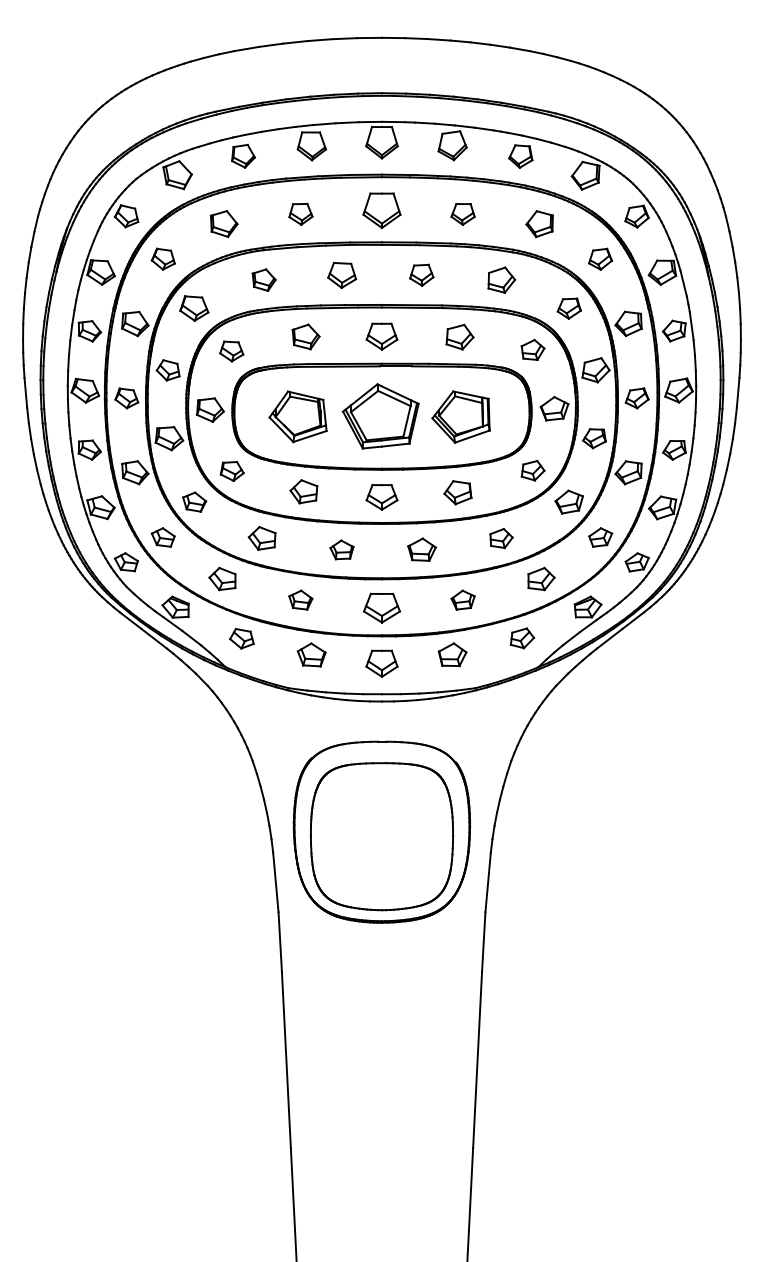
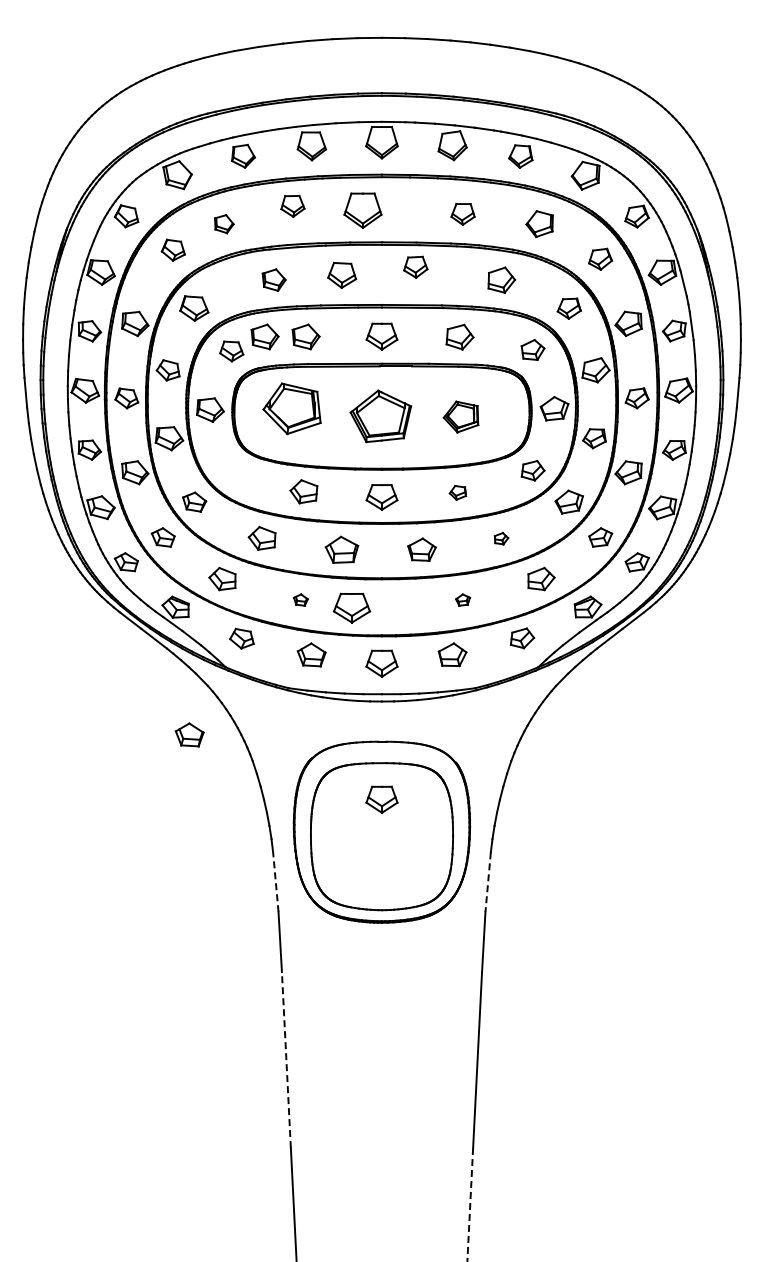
part position: (381, 210) -> (362, 210) (362, 210)
part position: (300, 213) -> (292, 205) (292, 205)
part size: 29x29 px -> 21x21 px (224, 224)
part position: (162, 258) -> (172, 249) (172, 249)
part position: (421, 274) -> (415, 266) (415, 266)
part position: (263, 279) -> (273, 279) (273, 279)
part: none -> present (264, 336)
part position: (297, 416) -> (291, 408) (291, 408)
part size: 78x67 px -> 64x55 px (380, 416)
part size: 60x54 px -> 38x34 px (460, 416)
part: present -> none (231, 471)
part size: 30x26 px -> 20x17 px (457, 492)
part size: 25x22 px -> 17x14 px (501, 538)
part size: 26x22 px -> 36x29 px (341, 549)
part size: 26x22 px -> 17x14 px (300, 599)
part size: 26x22 px -> 17x14 px (463, 599)
part position: (382, 607) -> (352, 607) (352, 607)
part: none -> present (189, 734)
part: none -> present (381, 799)
line: solid -> dashed (275, 881)
line: solid -> dashed (488, 882)
line: solid -> dashed (286, 1059)
line: solid -> dashed (470, 1204)
